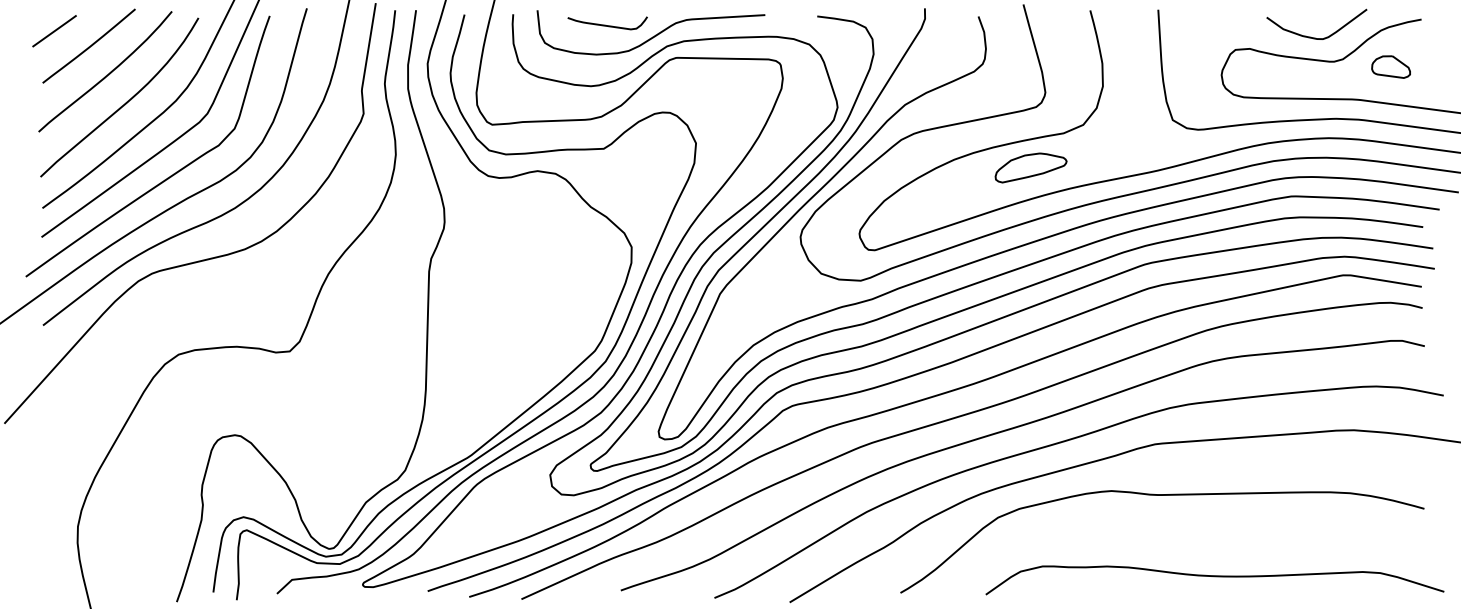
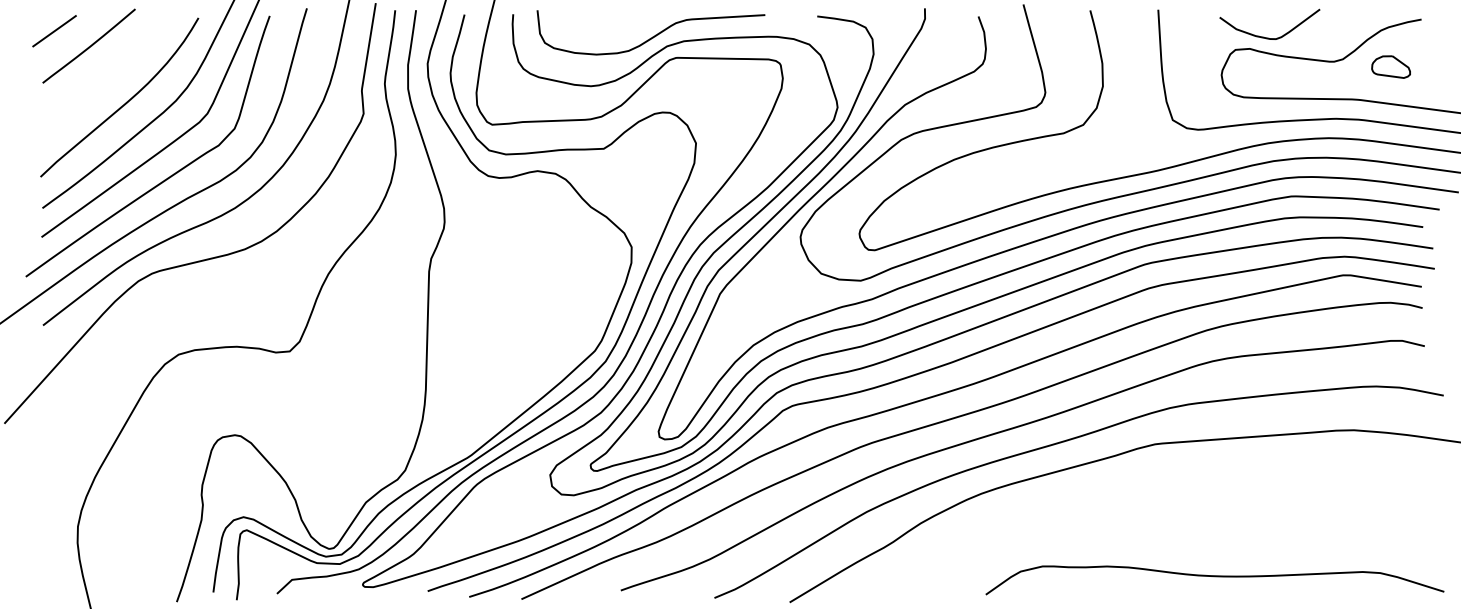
curve: present -> none (607, 25)
curve position: (1315, 37) -> (1268, 37) (1268, 37)
curve: present -> none (108, 73)
part: present -> none (1030, 167)
curve: present -> none (1162, 495)
